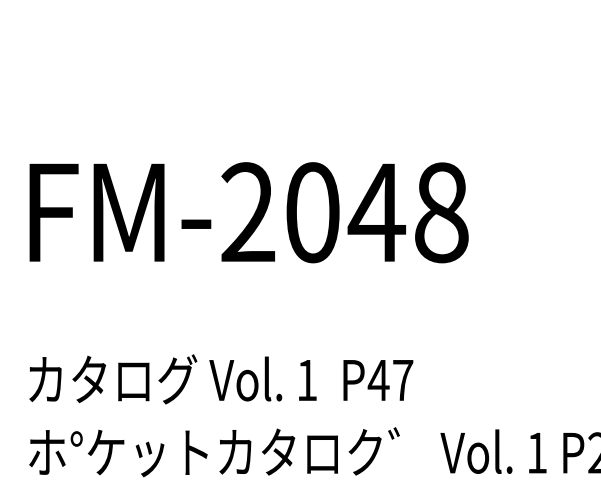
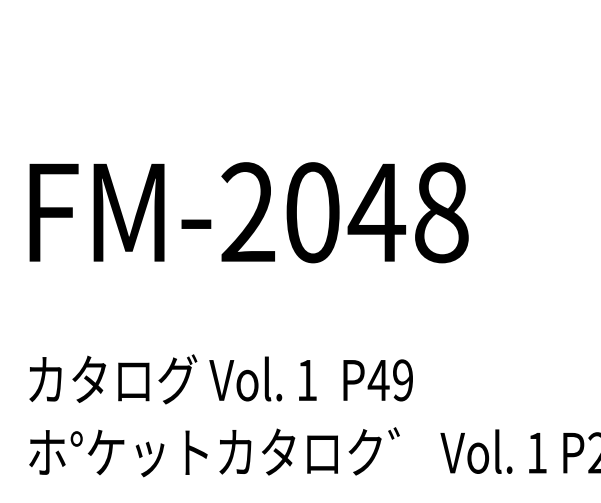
text: P47 -> P49 (403, 380)
